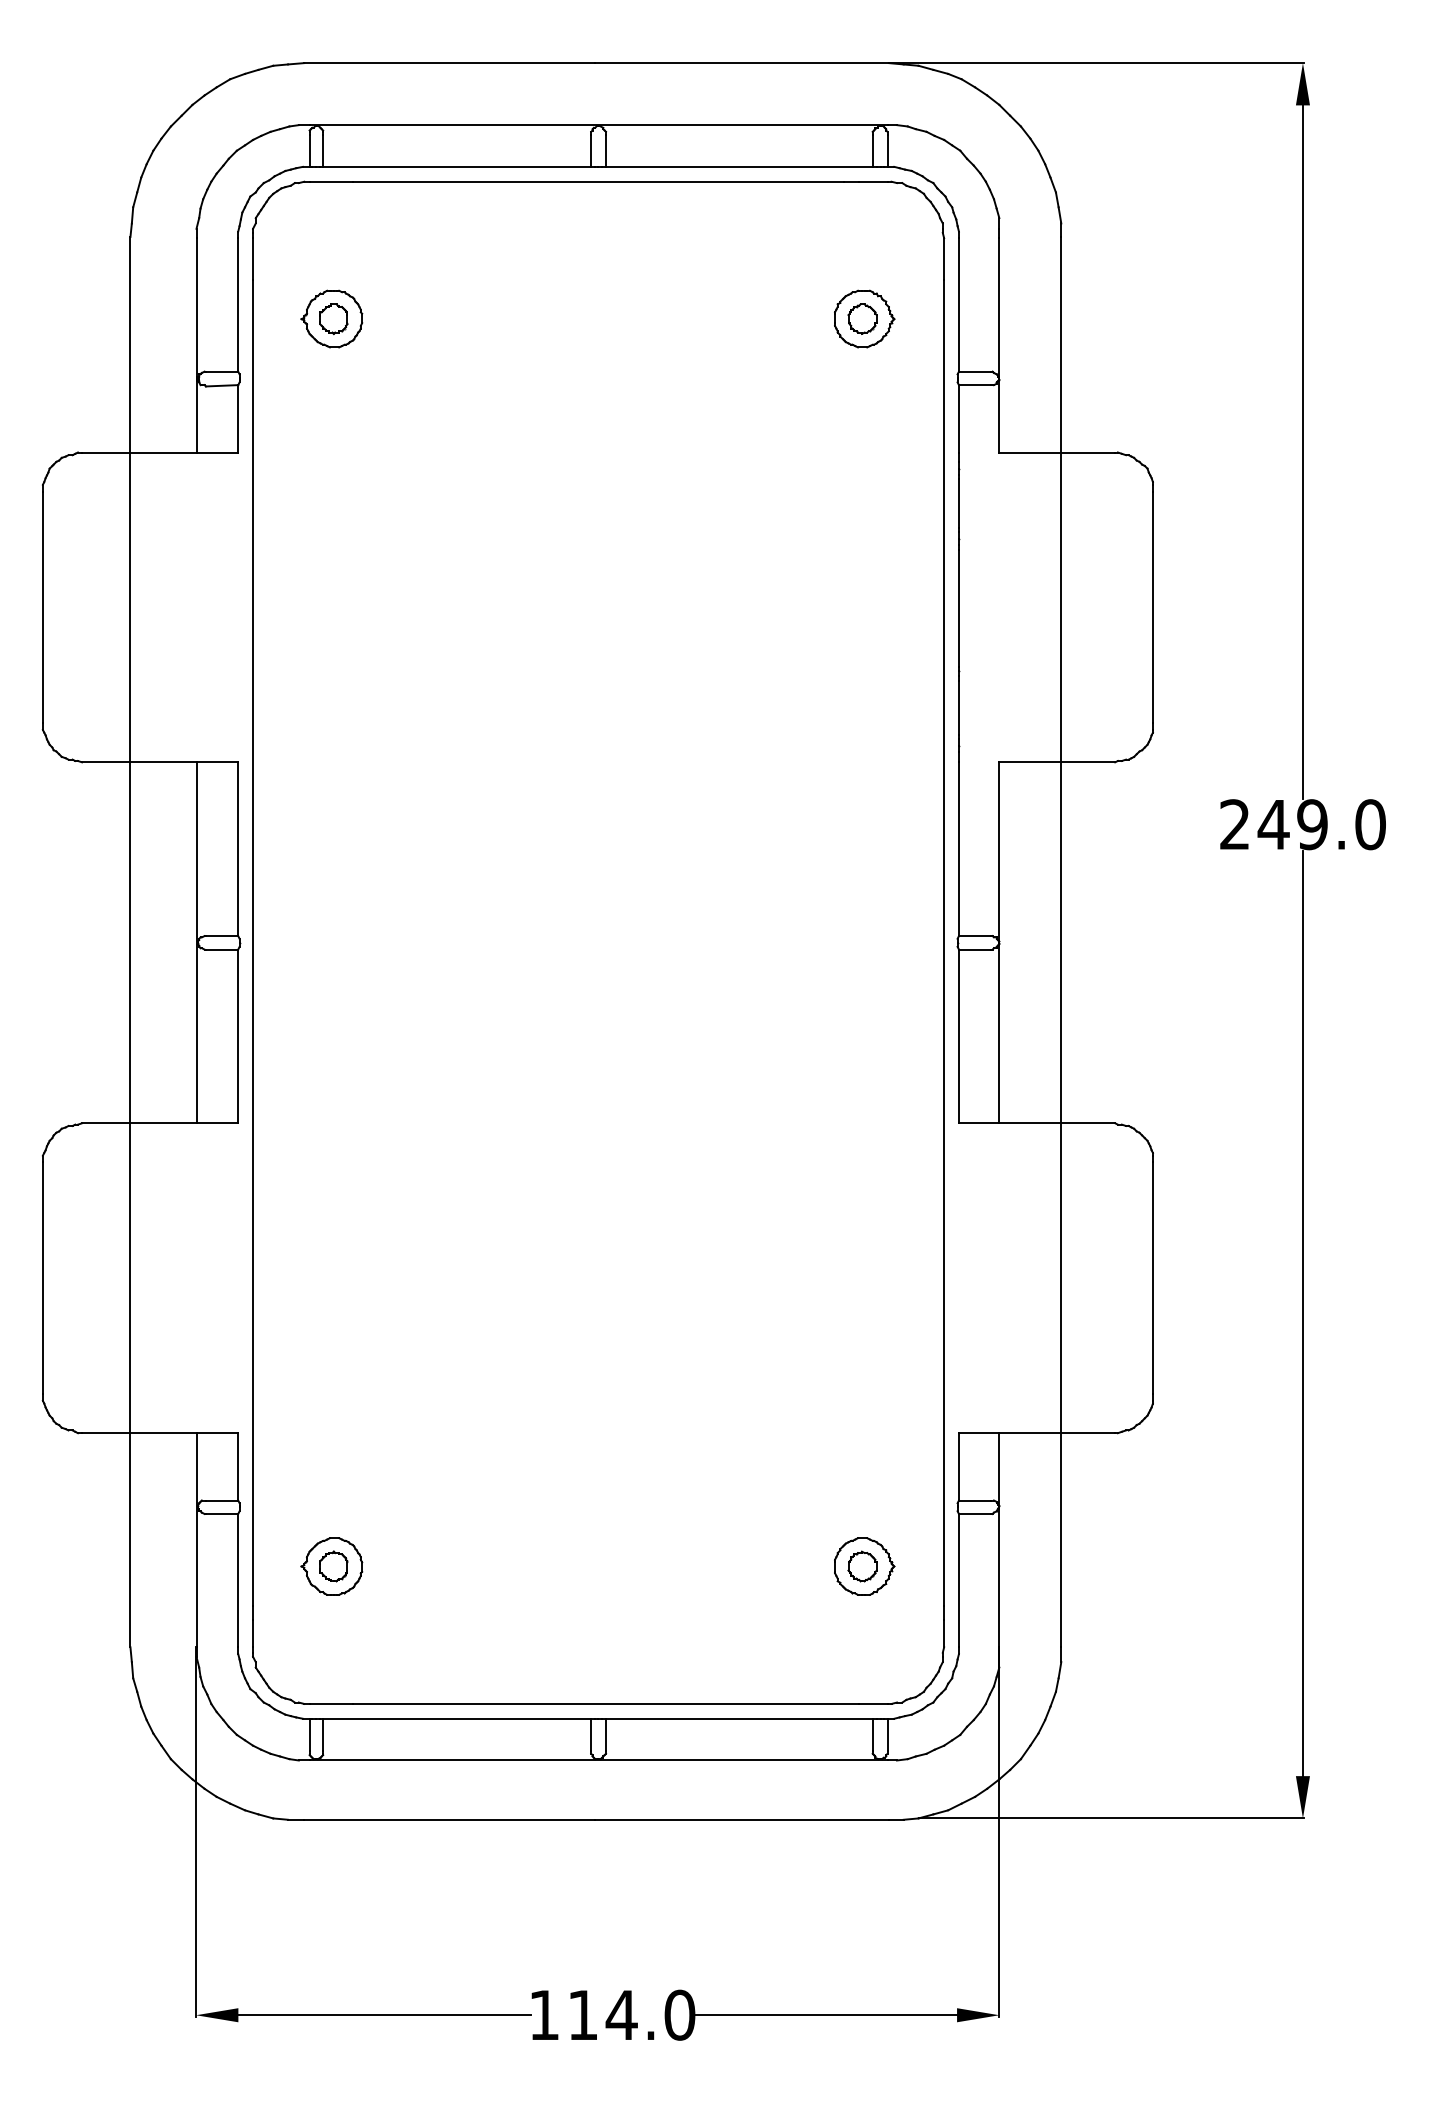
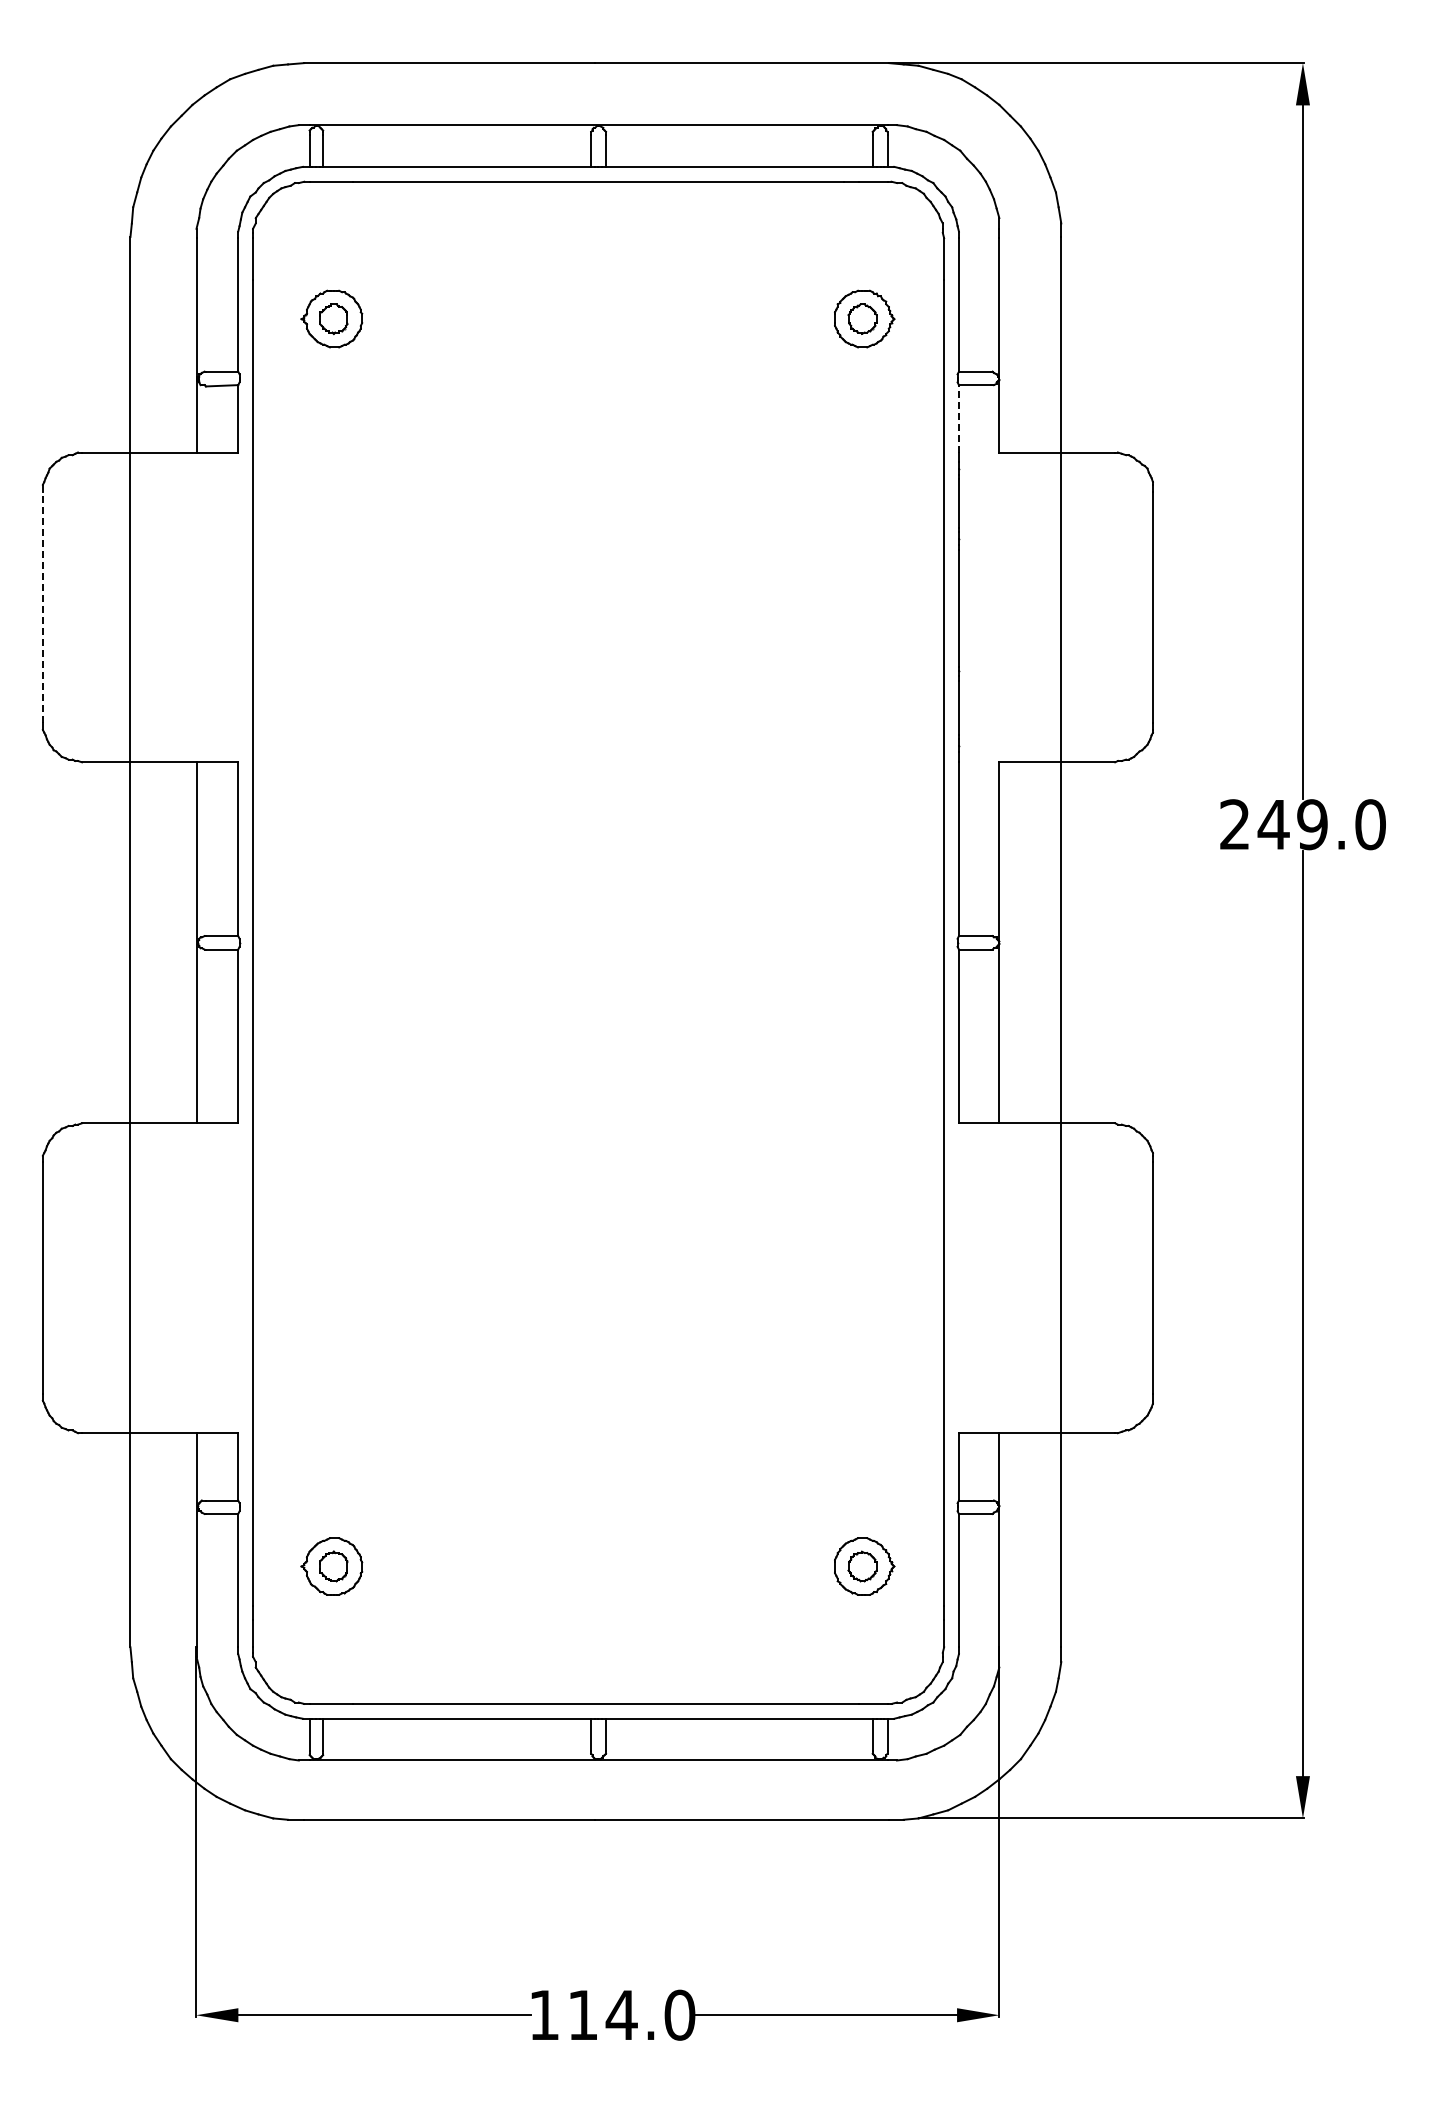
line: solid -> dashed (958, 418)
line: solid -> dashed (42, 607)
